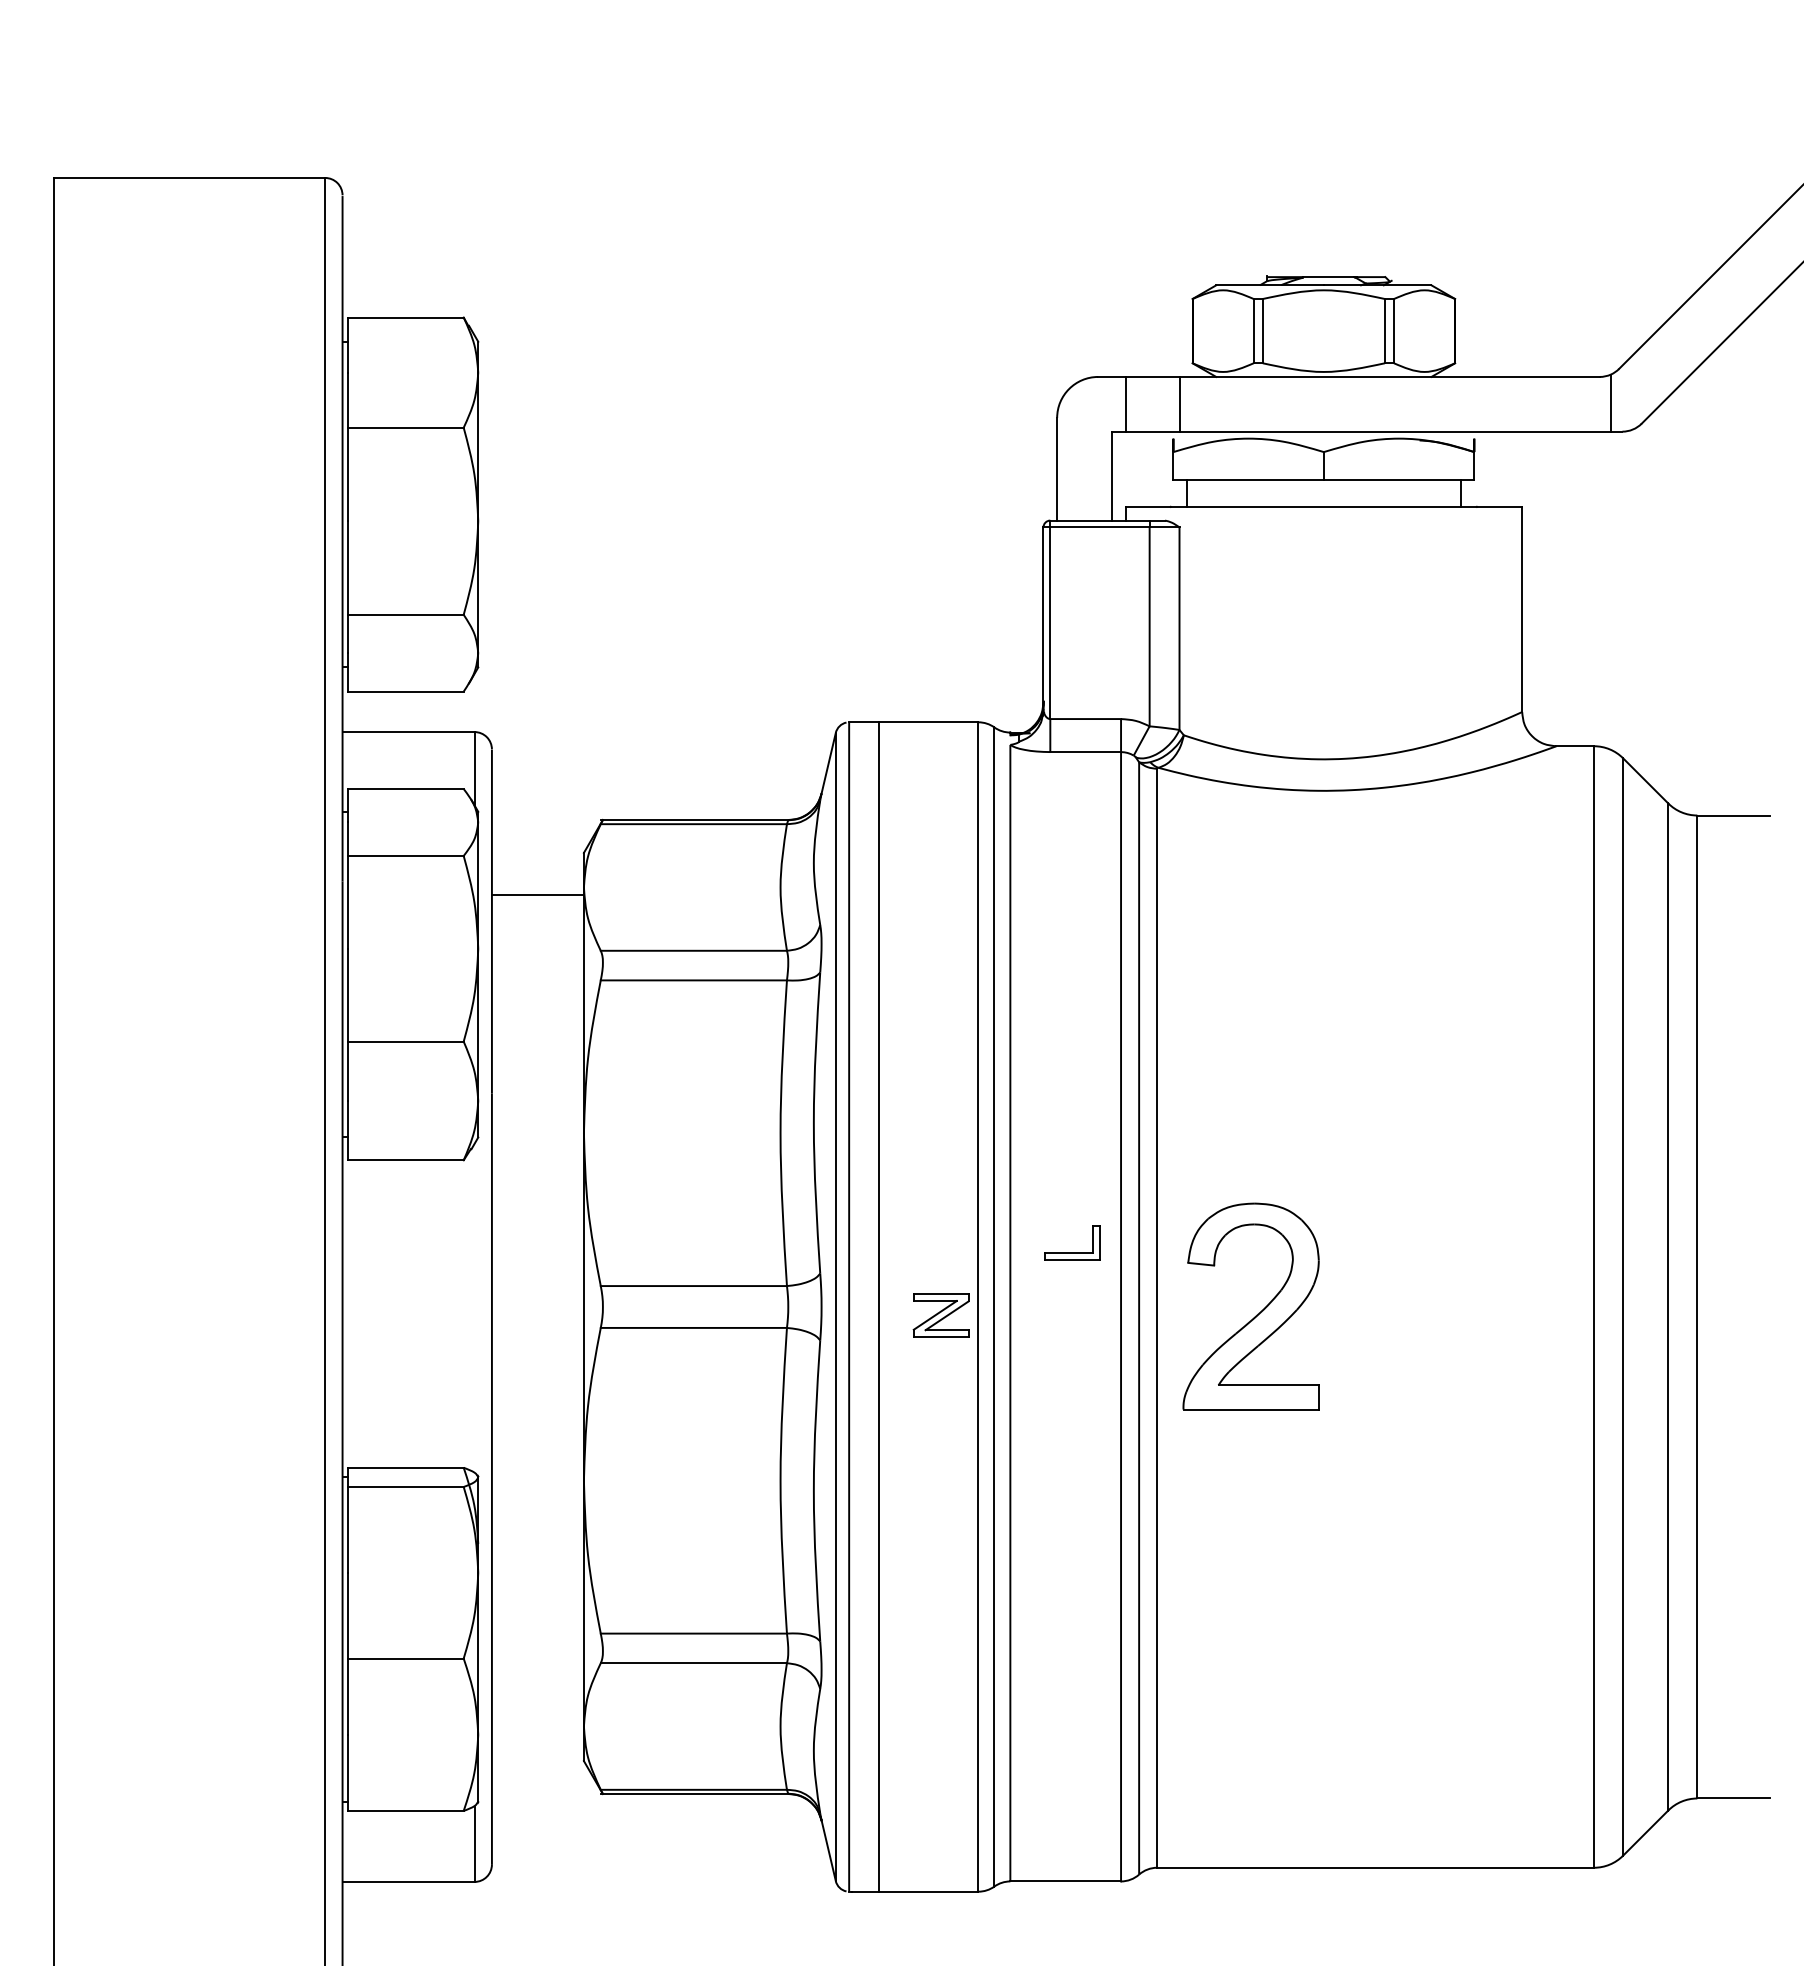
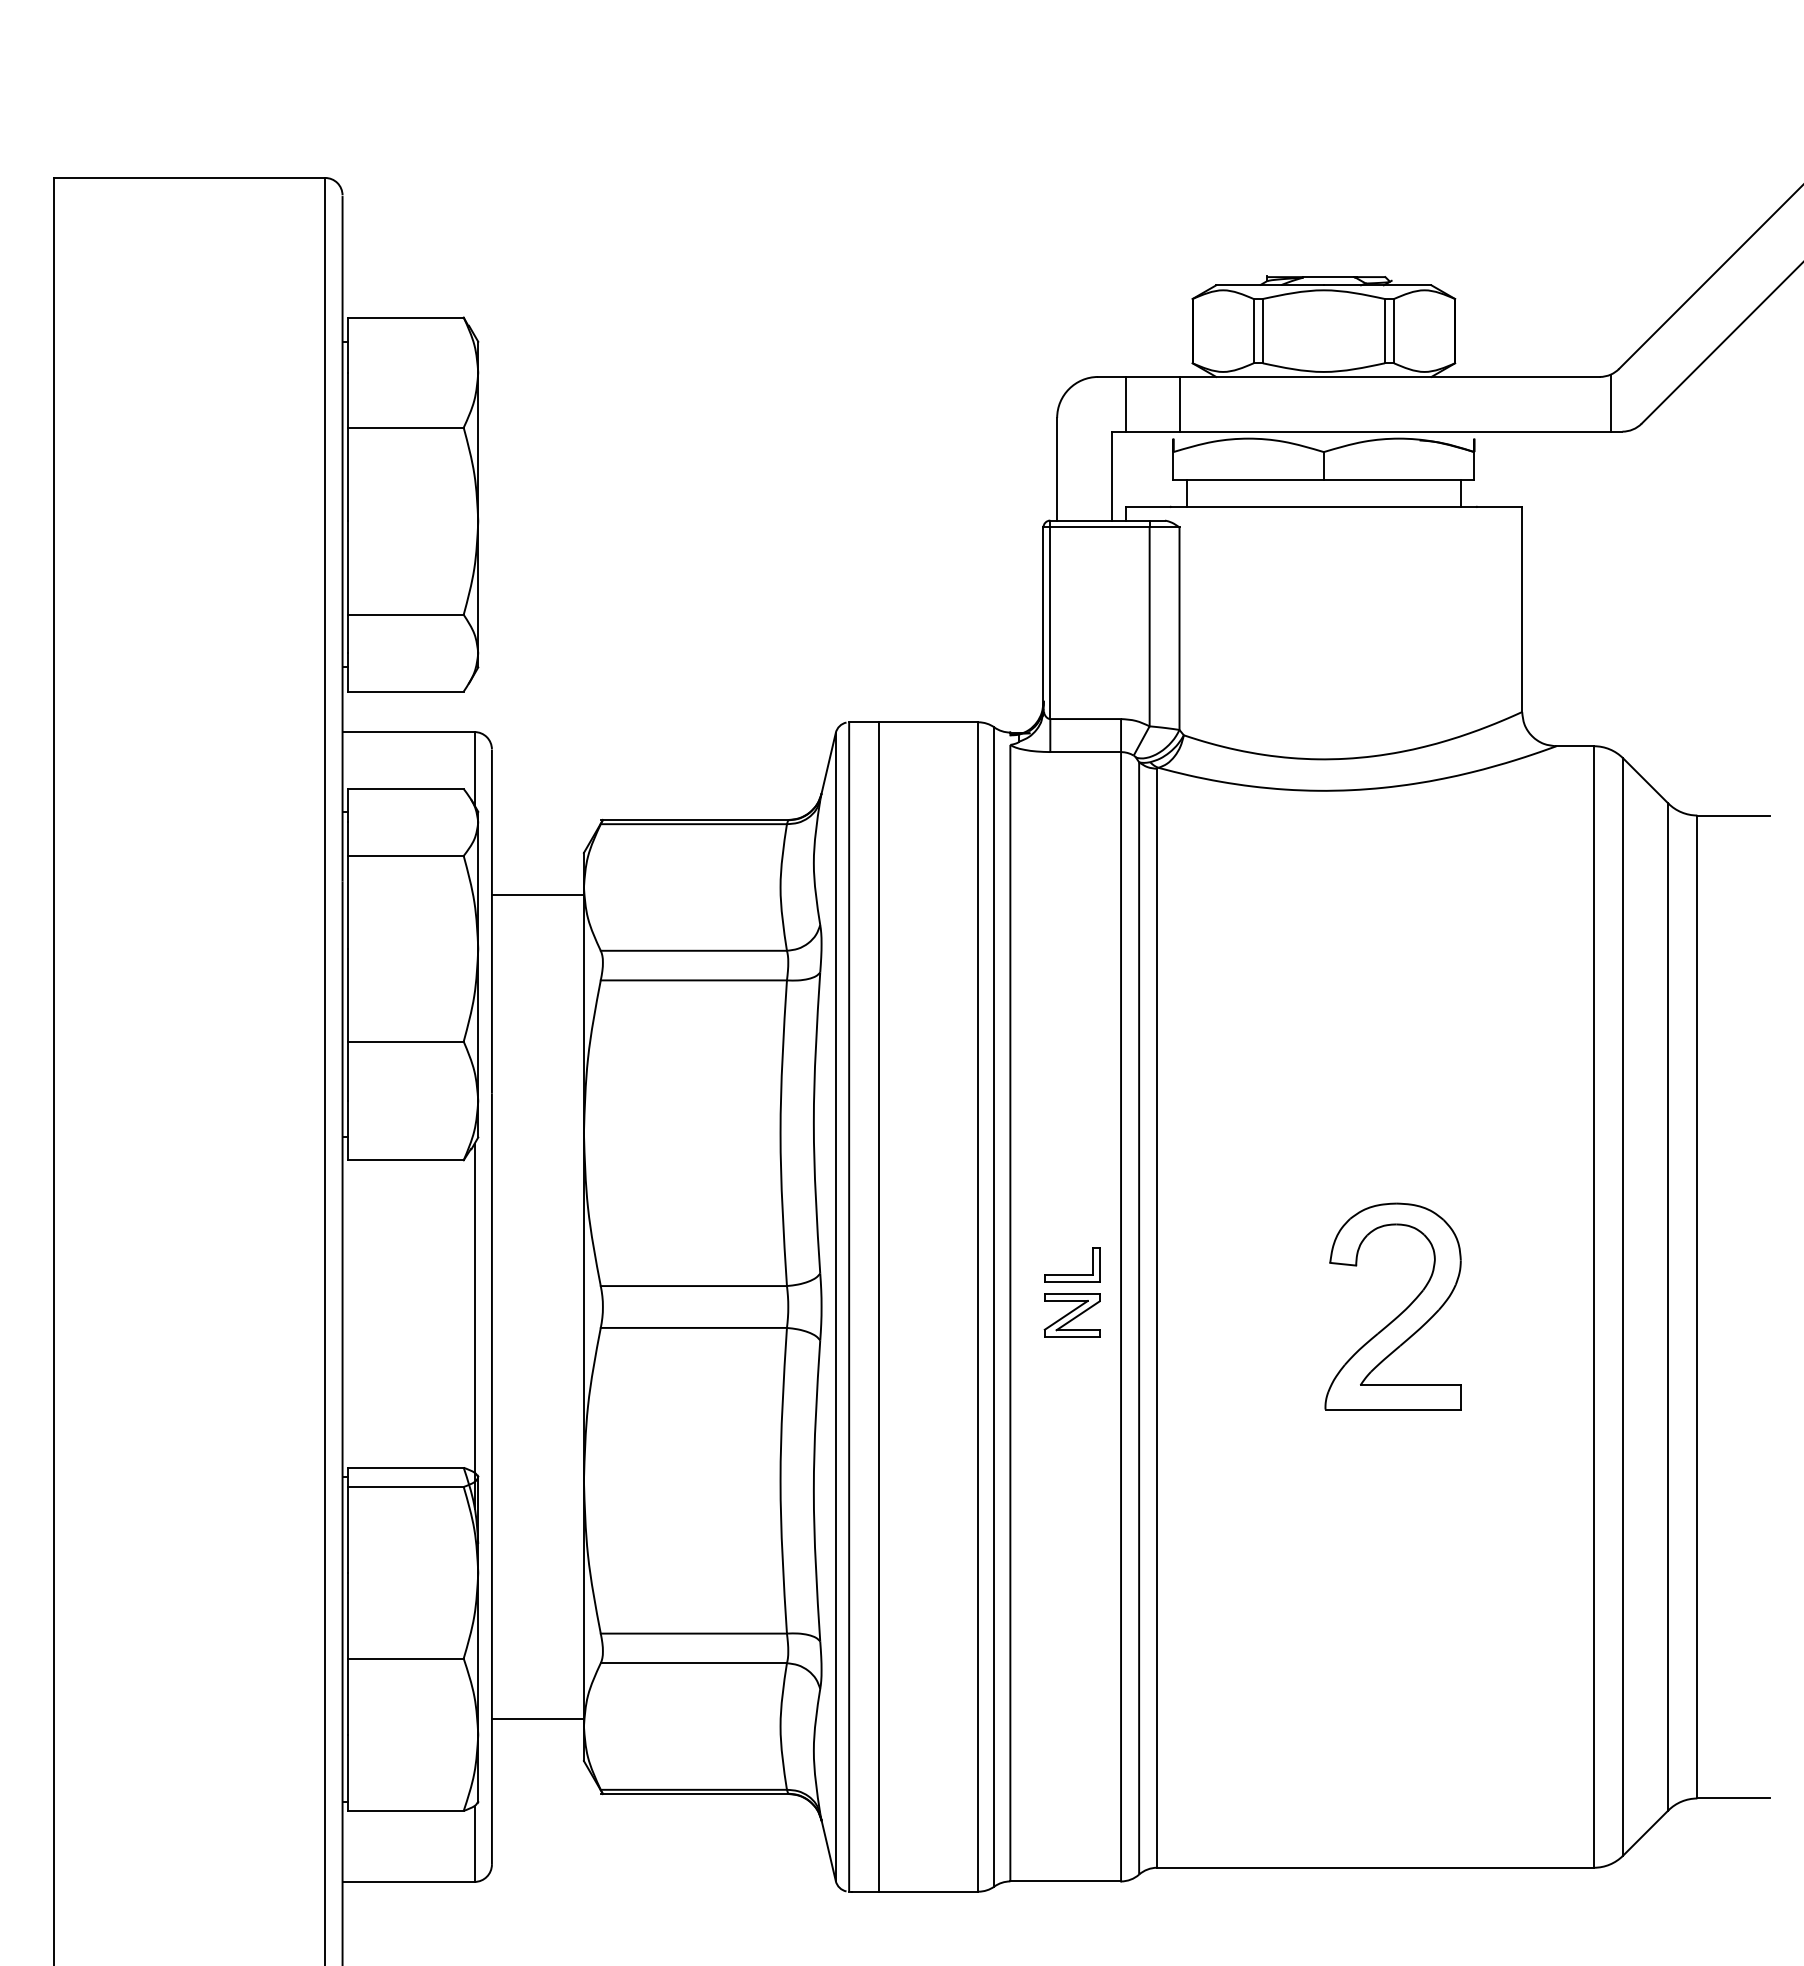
part position: (1072, 1252) -> (1072, 1274) (1072, 1274)
part position: (1256, 1314) -> (1398, 1314) (1398, 1314)
part position: (940, 1315) -> (1071, 1315) (1071, 1315)
line: none -> present (474, 1325)
line: none -> present (537, 1719)
